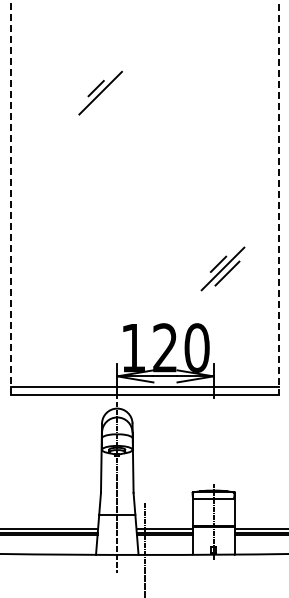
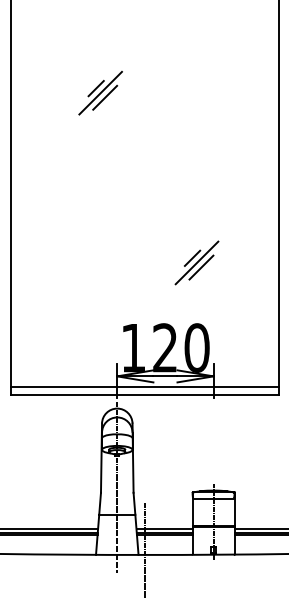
line: none -> present (105, 97)
line: dashed -> solid (11, 197)
line: dashed -> solid (279, 198)
part position: (222, 268) -> (196, 262) (196, 262)
